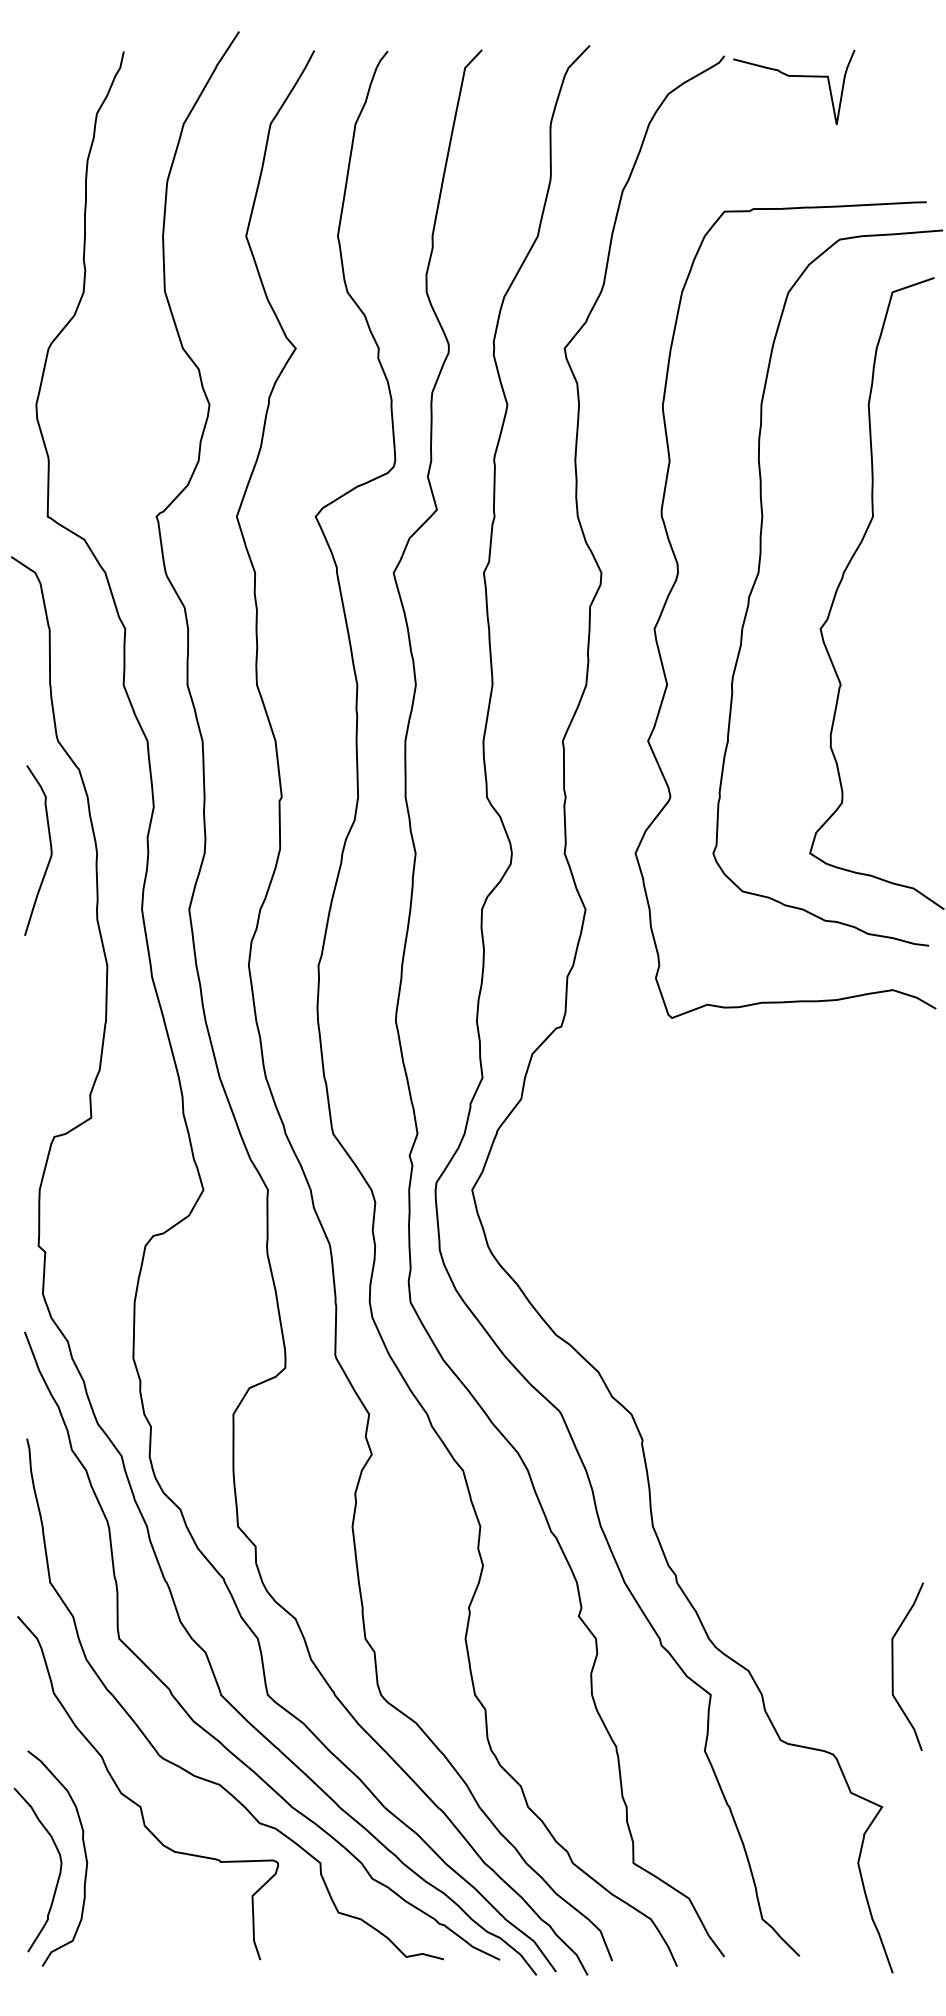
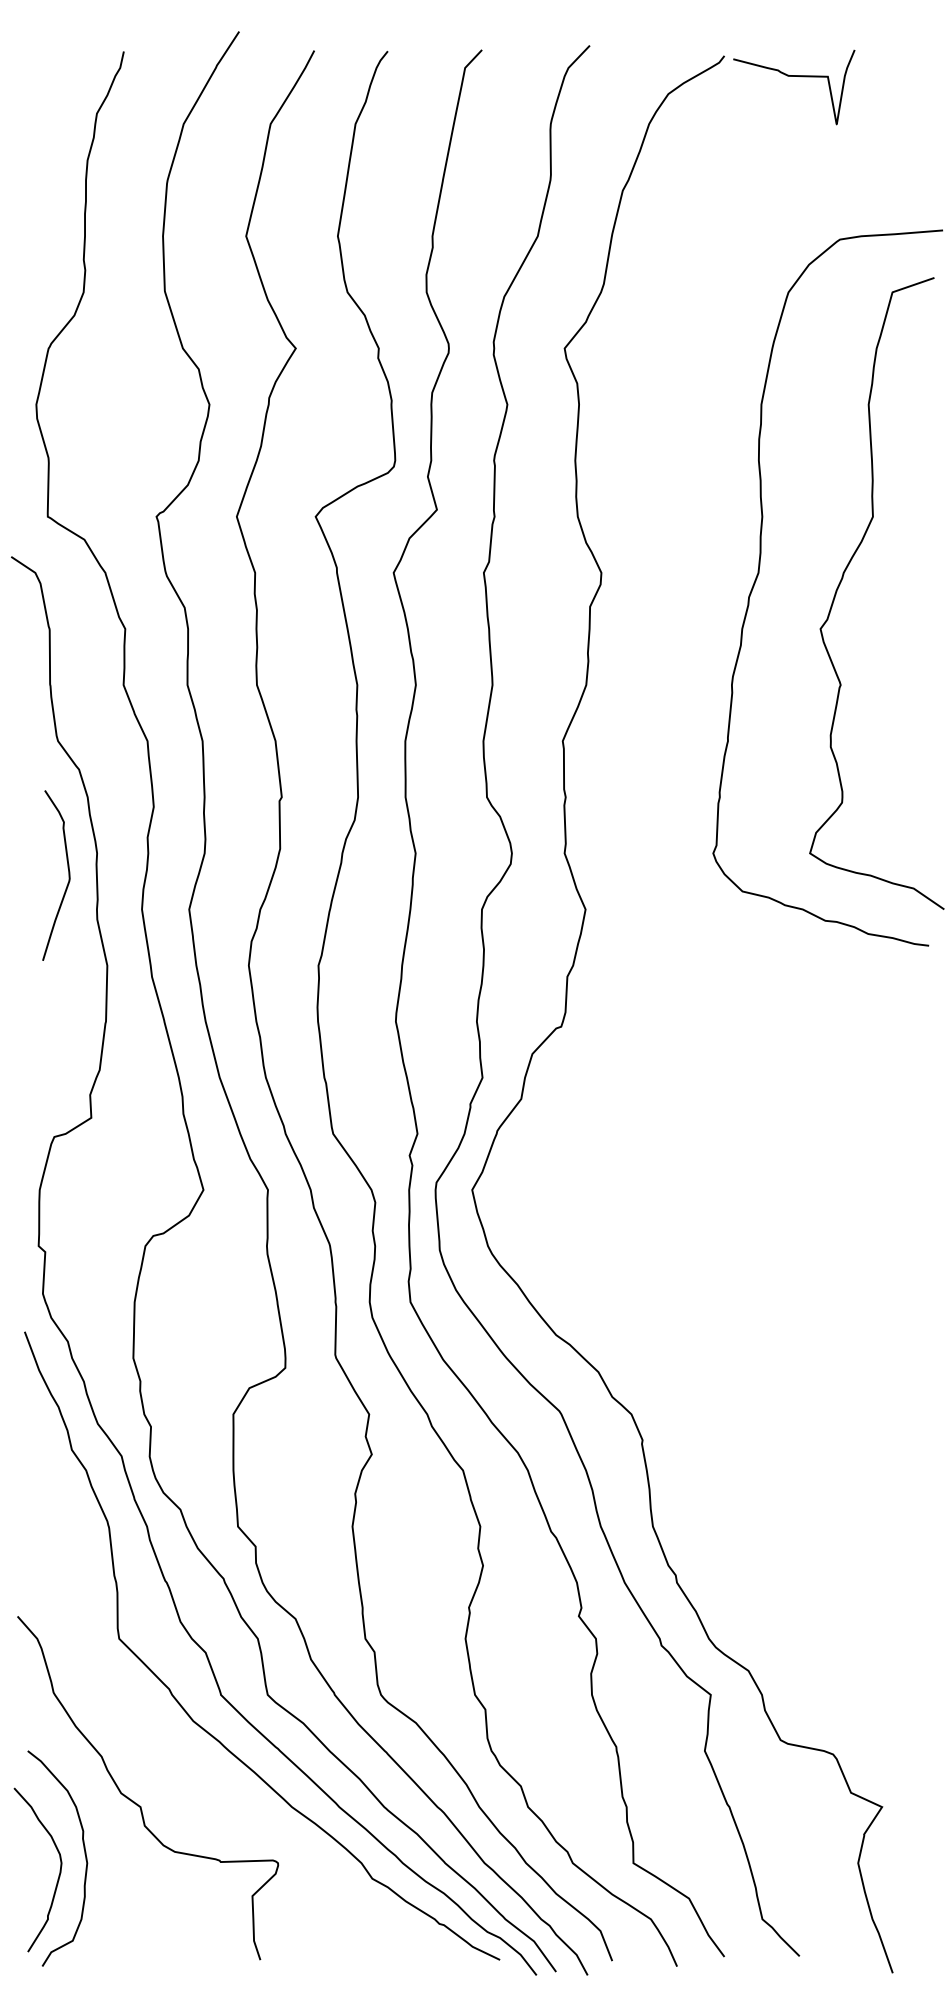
curve: present -> none (677, 579)
curve position: (50, 850) -> (68, 875) (68, 875)
curve: present -> none (893, 1666)
curve: present -> none (205, 1778)
